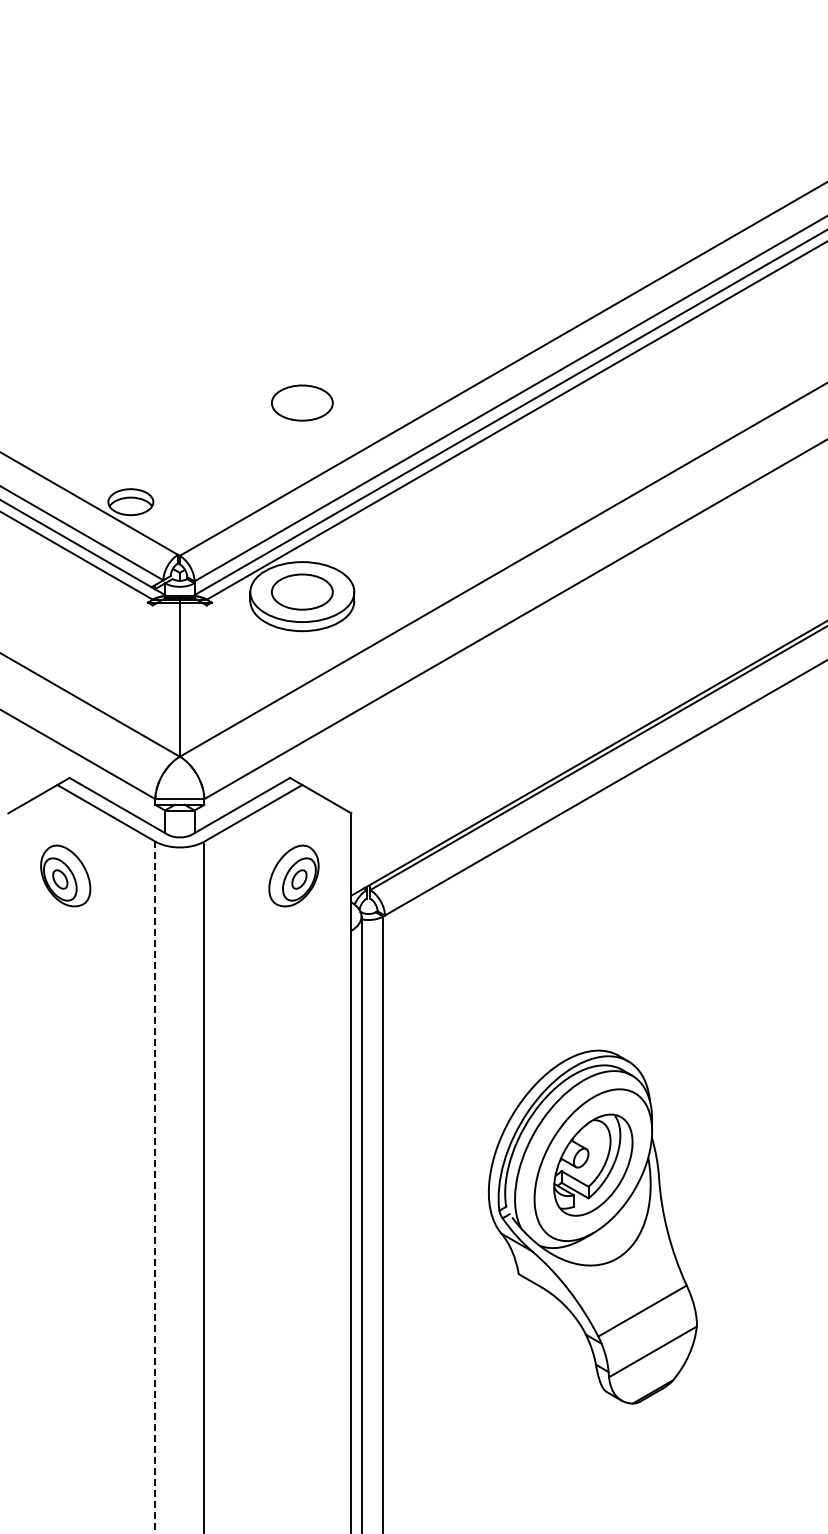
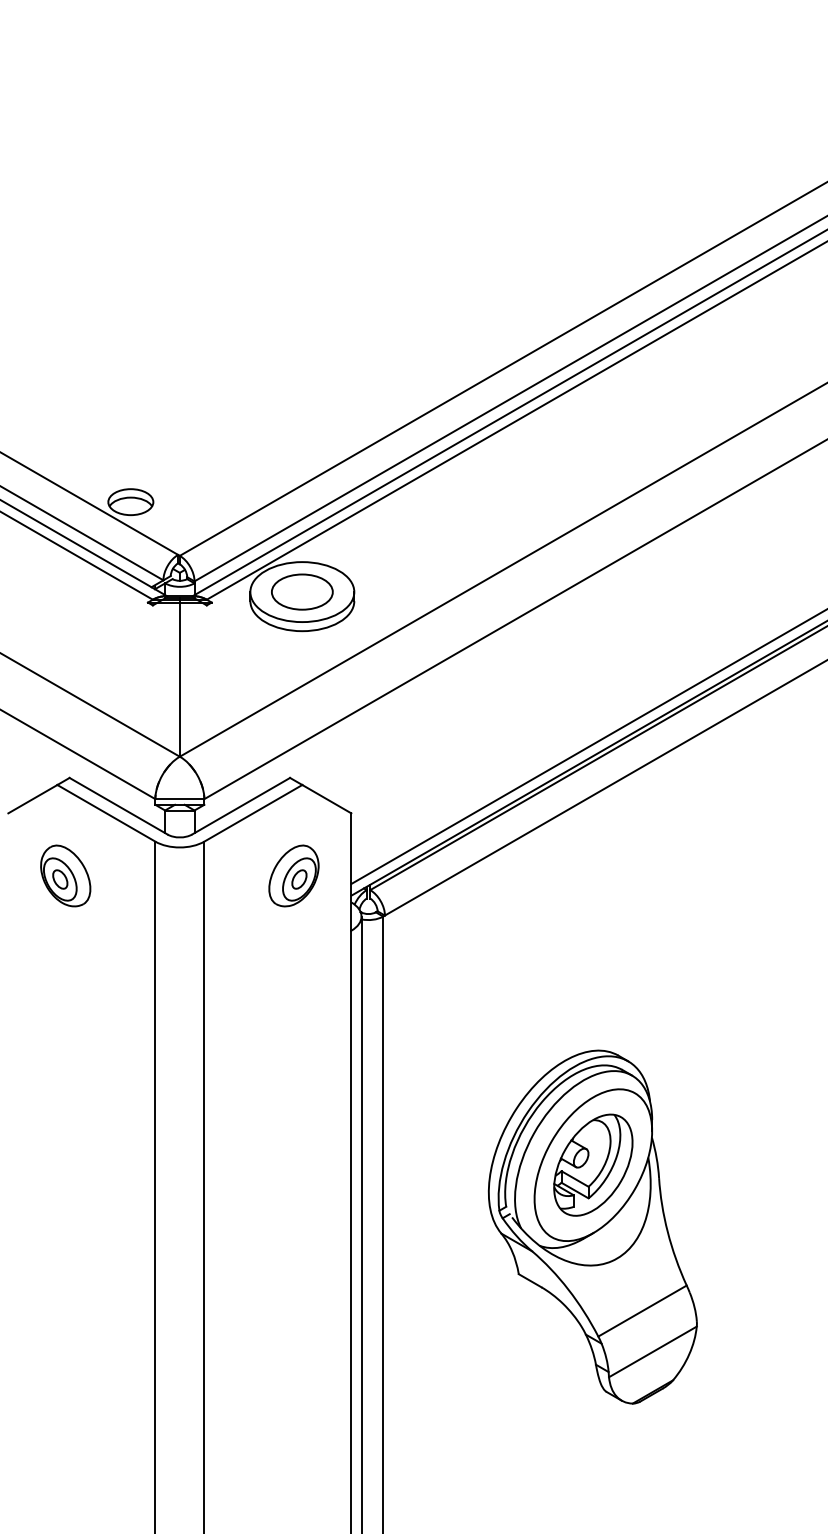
part: present -> none (302, 402)
line: none -> present (587, 747)
line: dashed -> solid (155, 1187)
